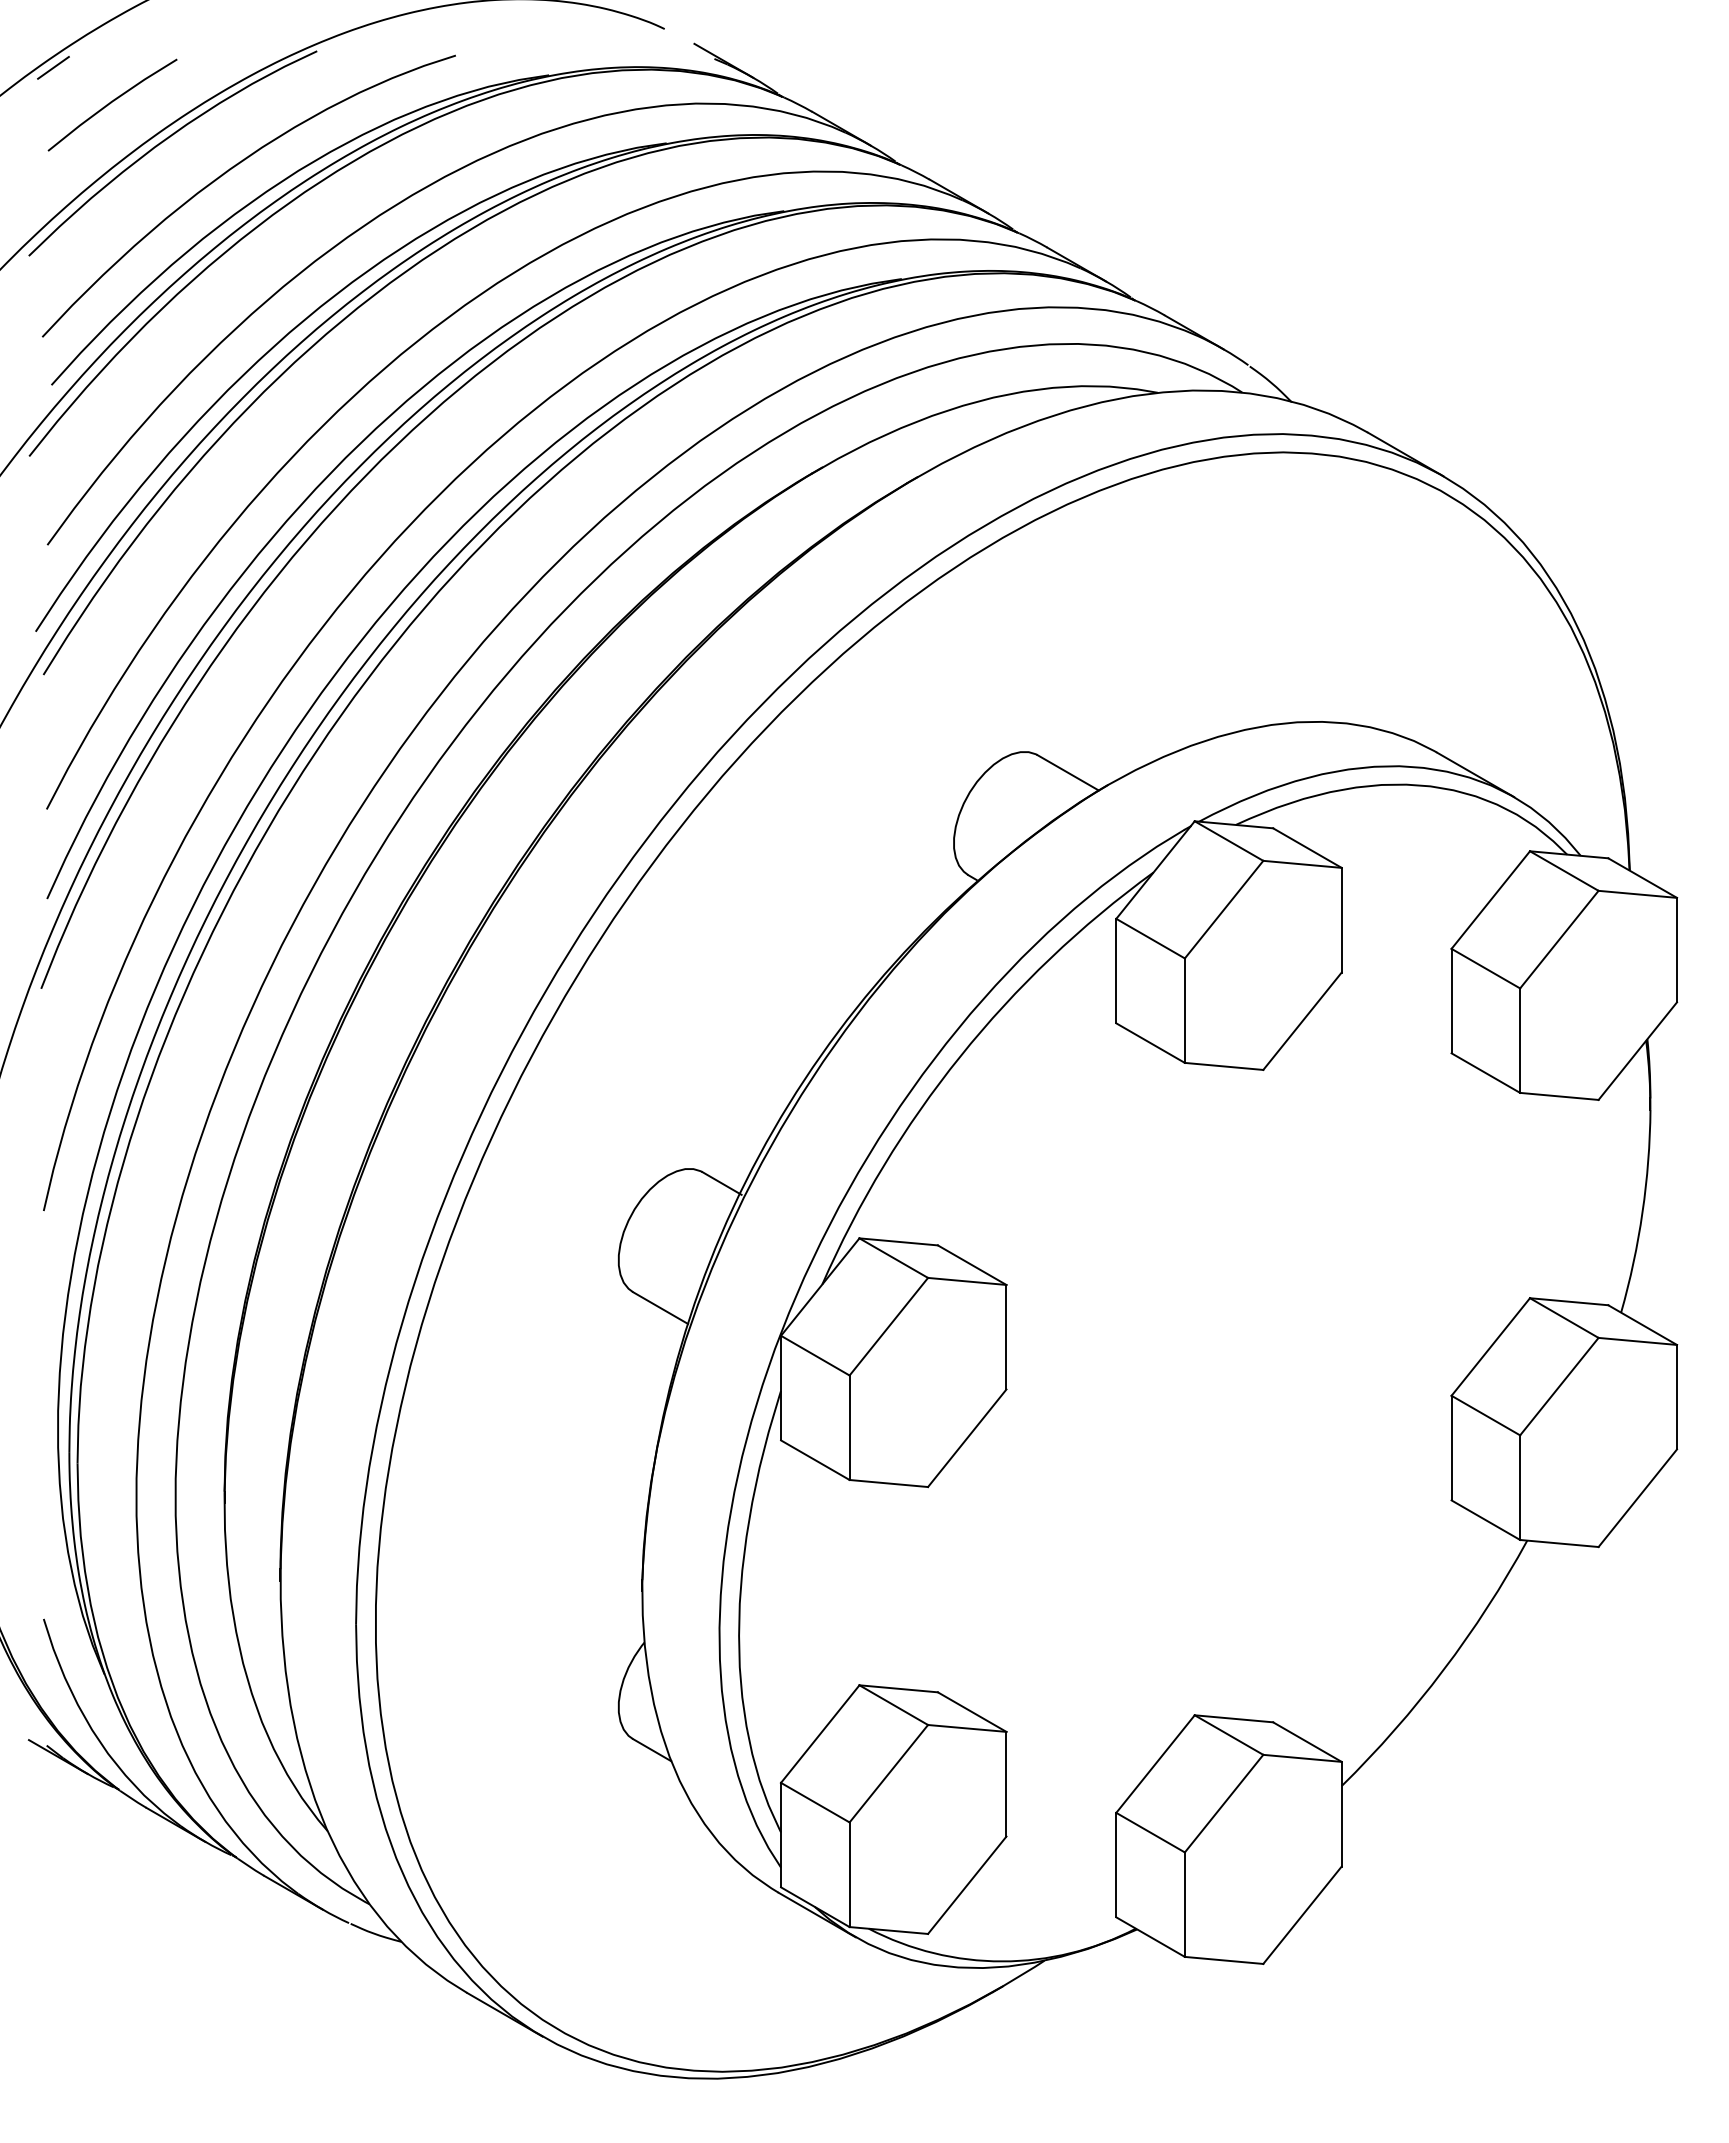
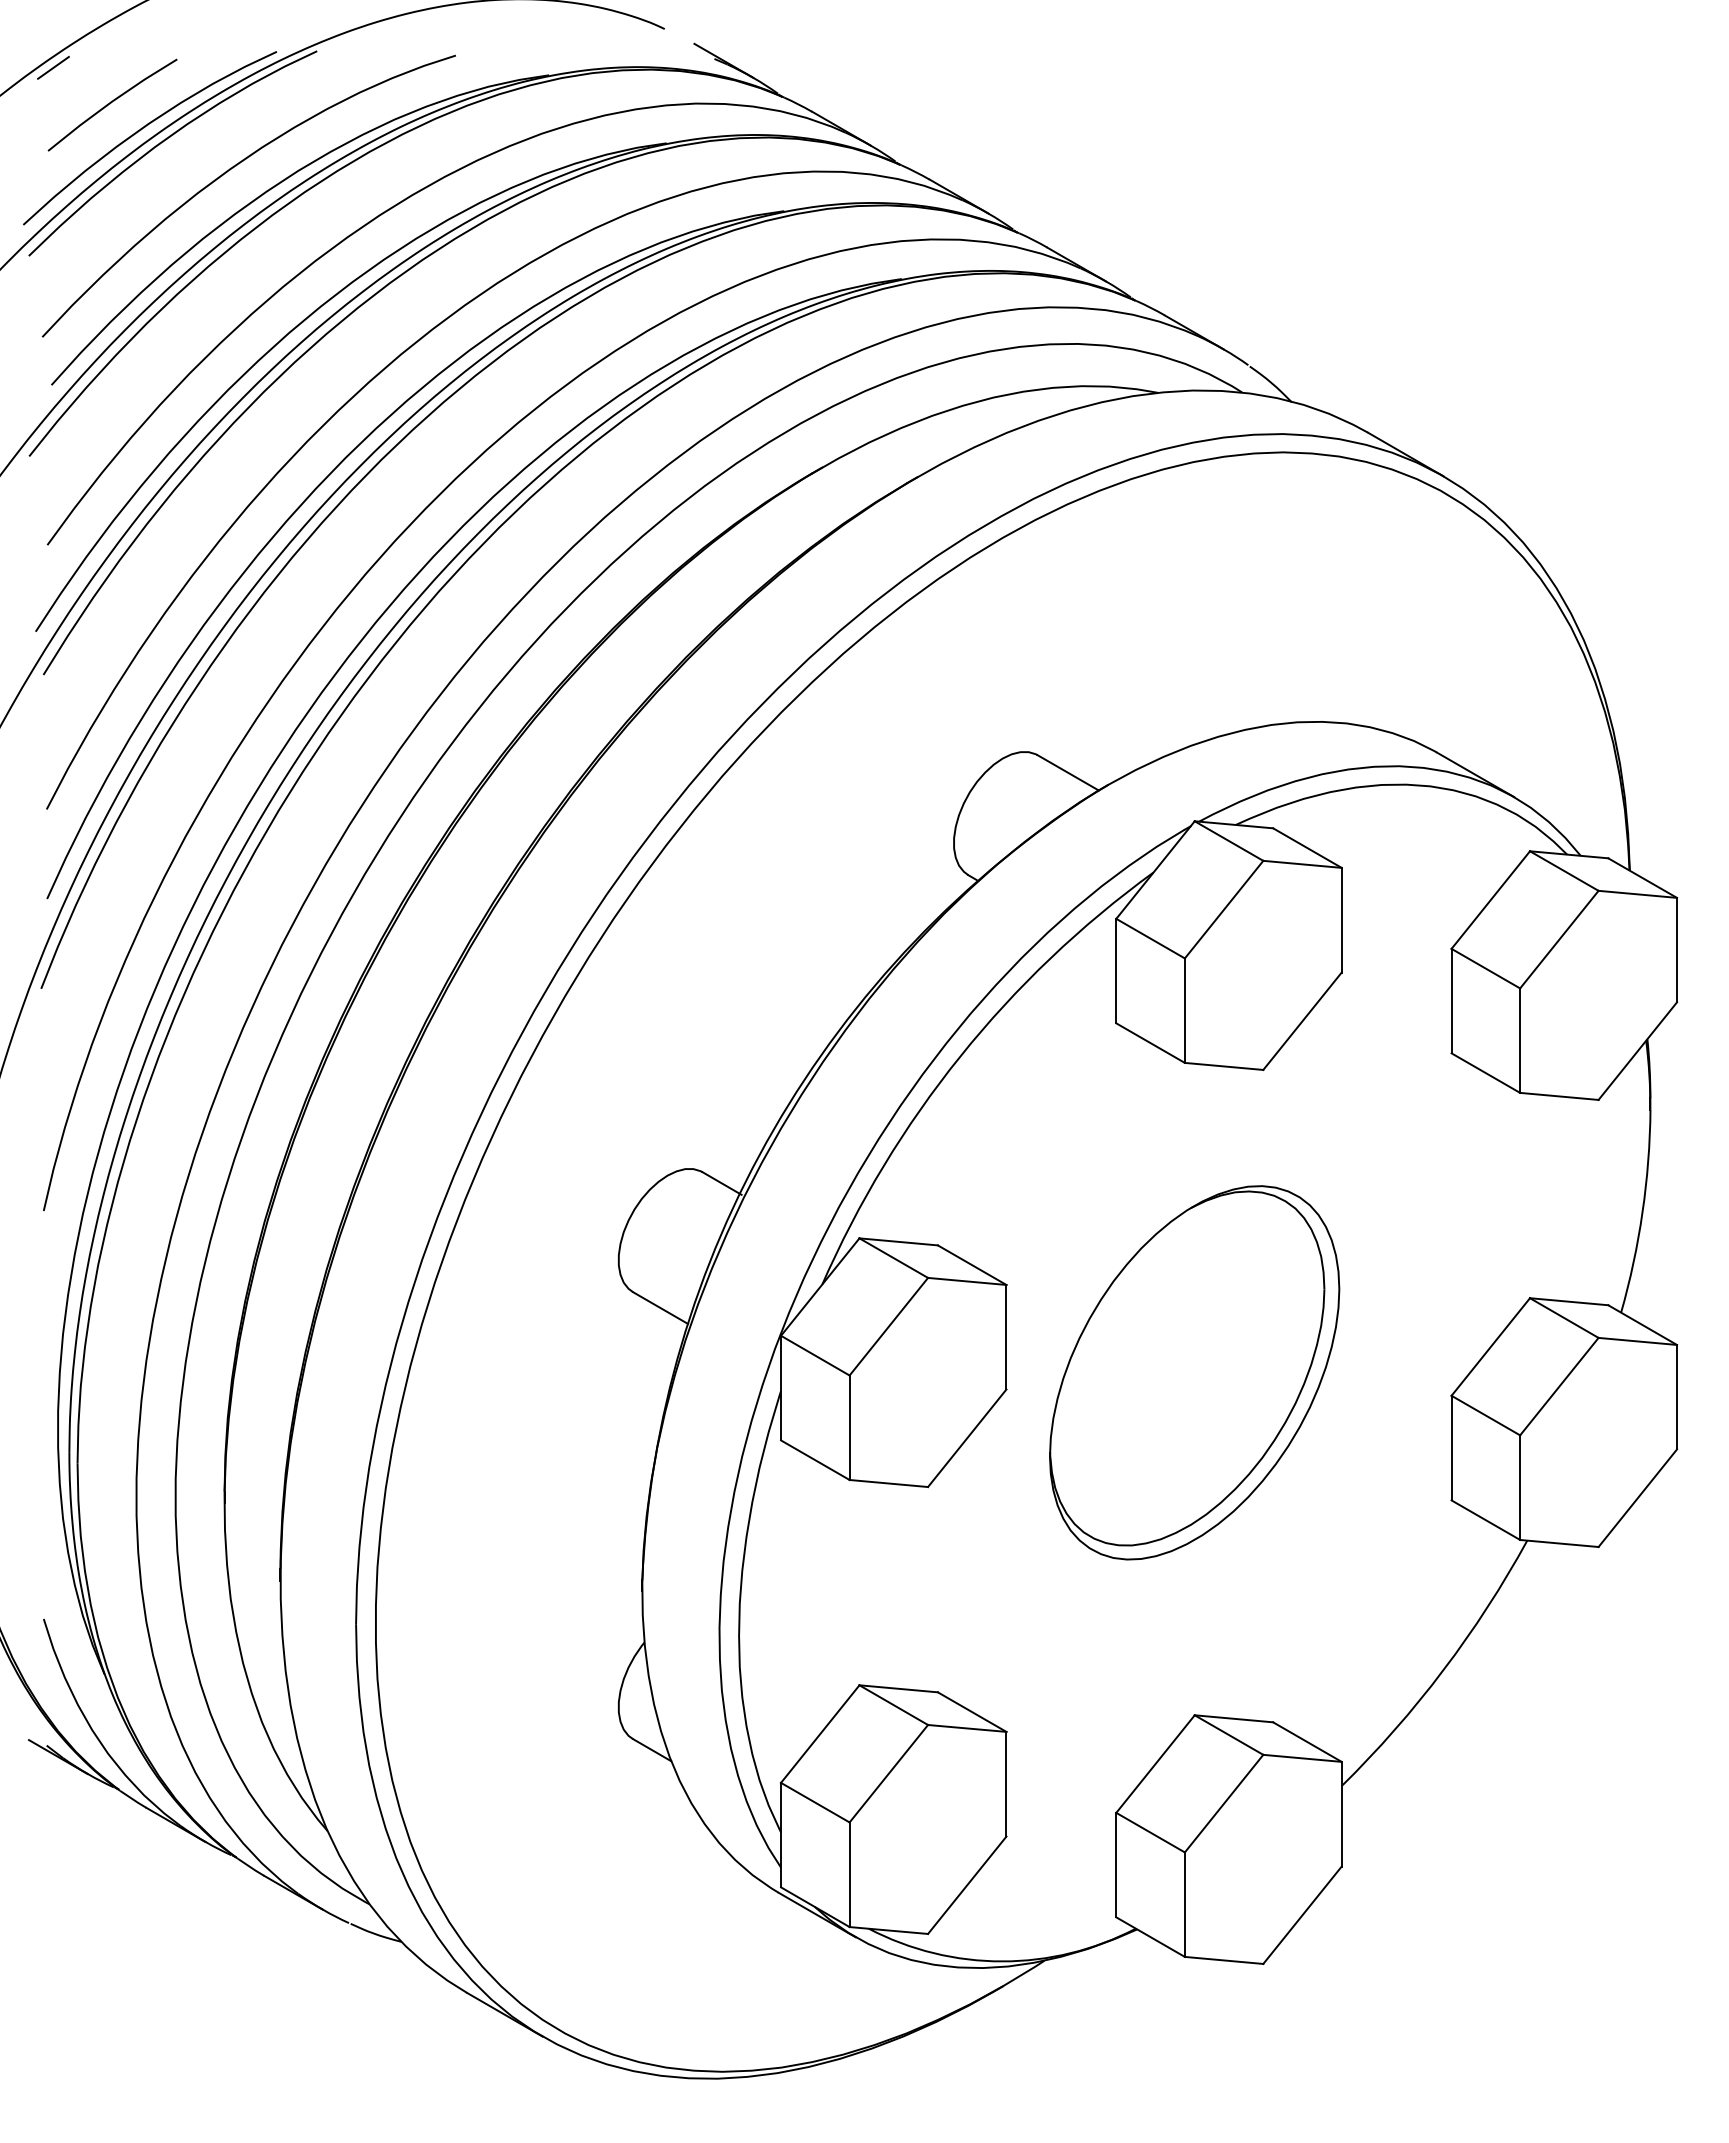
curve: none -> present (144, 128)
part: none -> present (1194, 1372)
